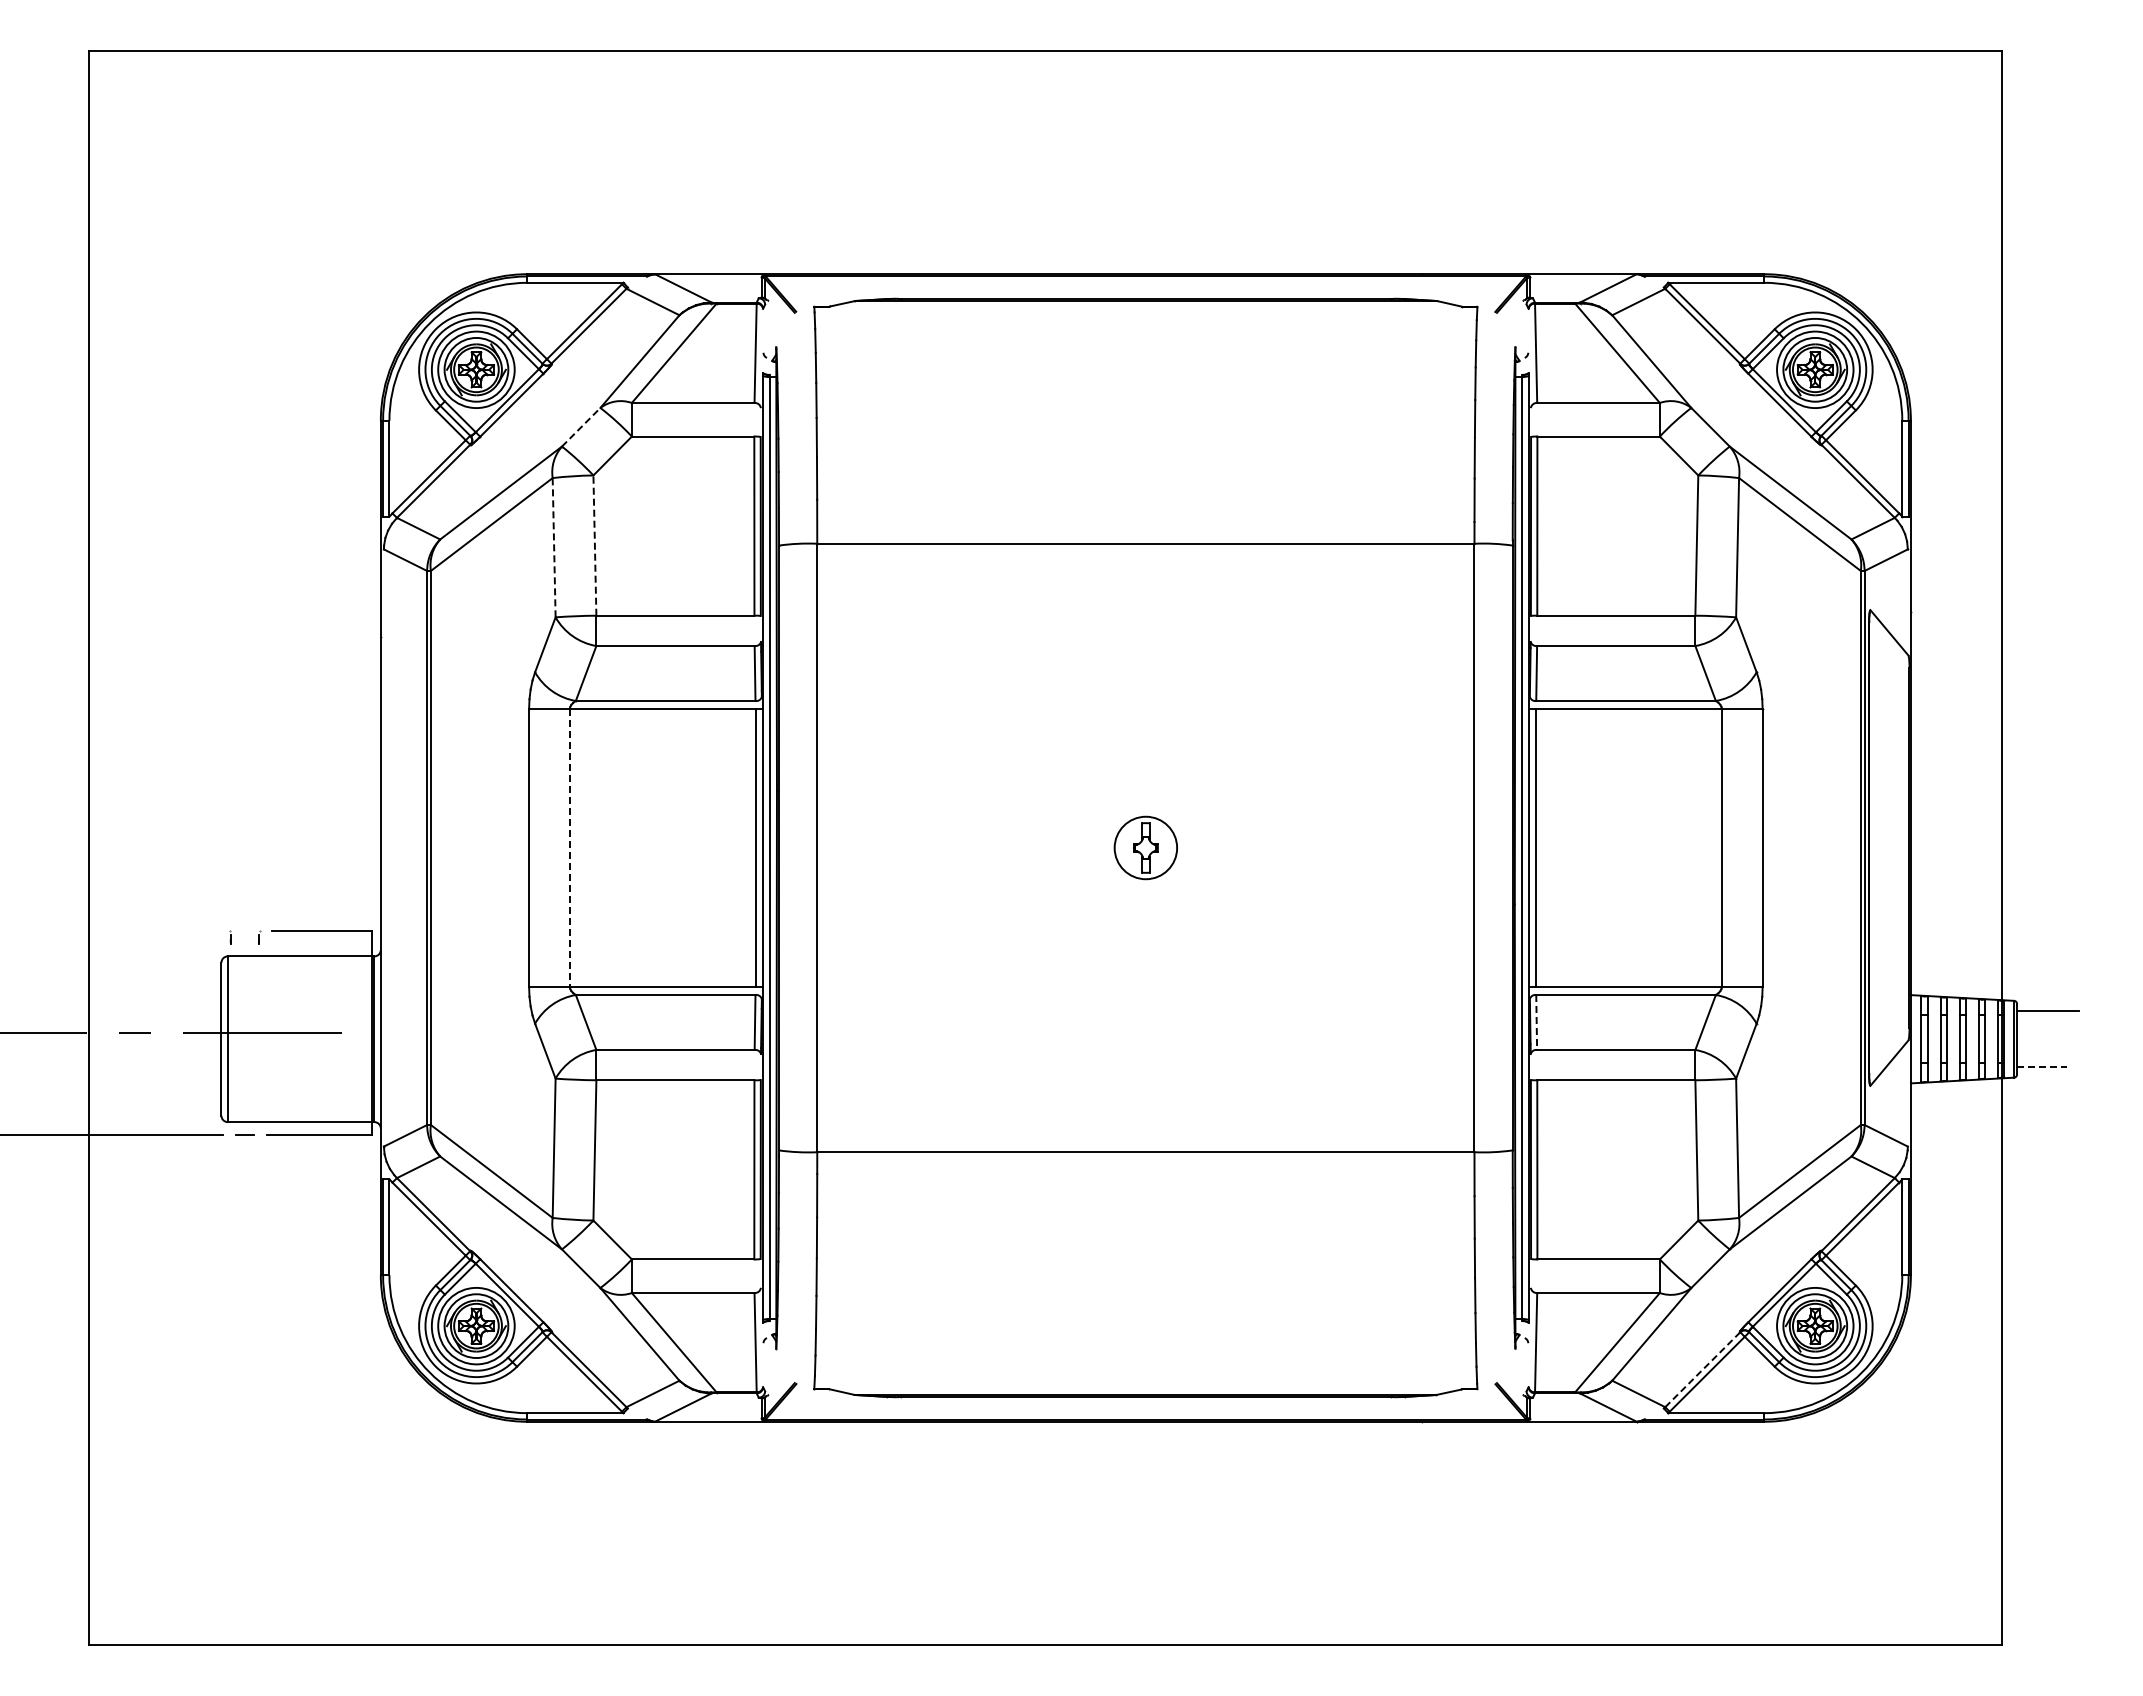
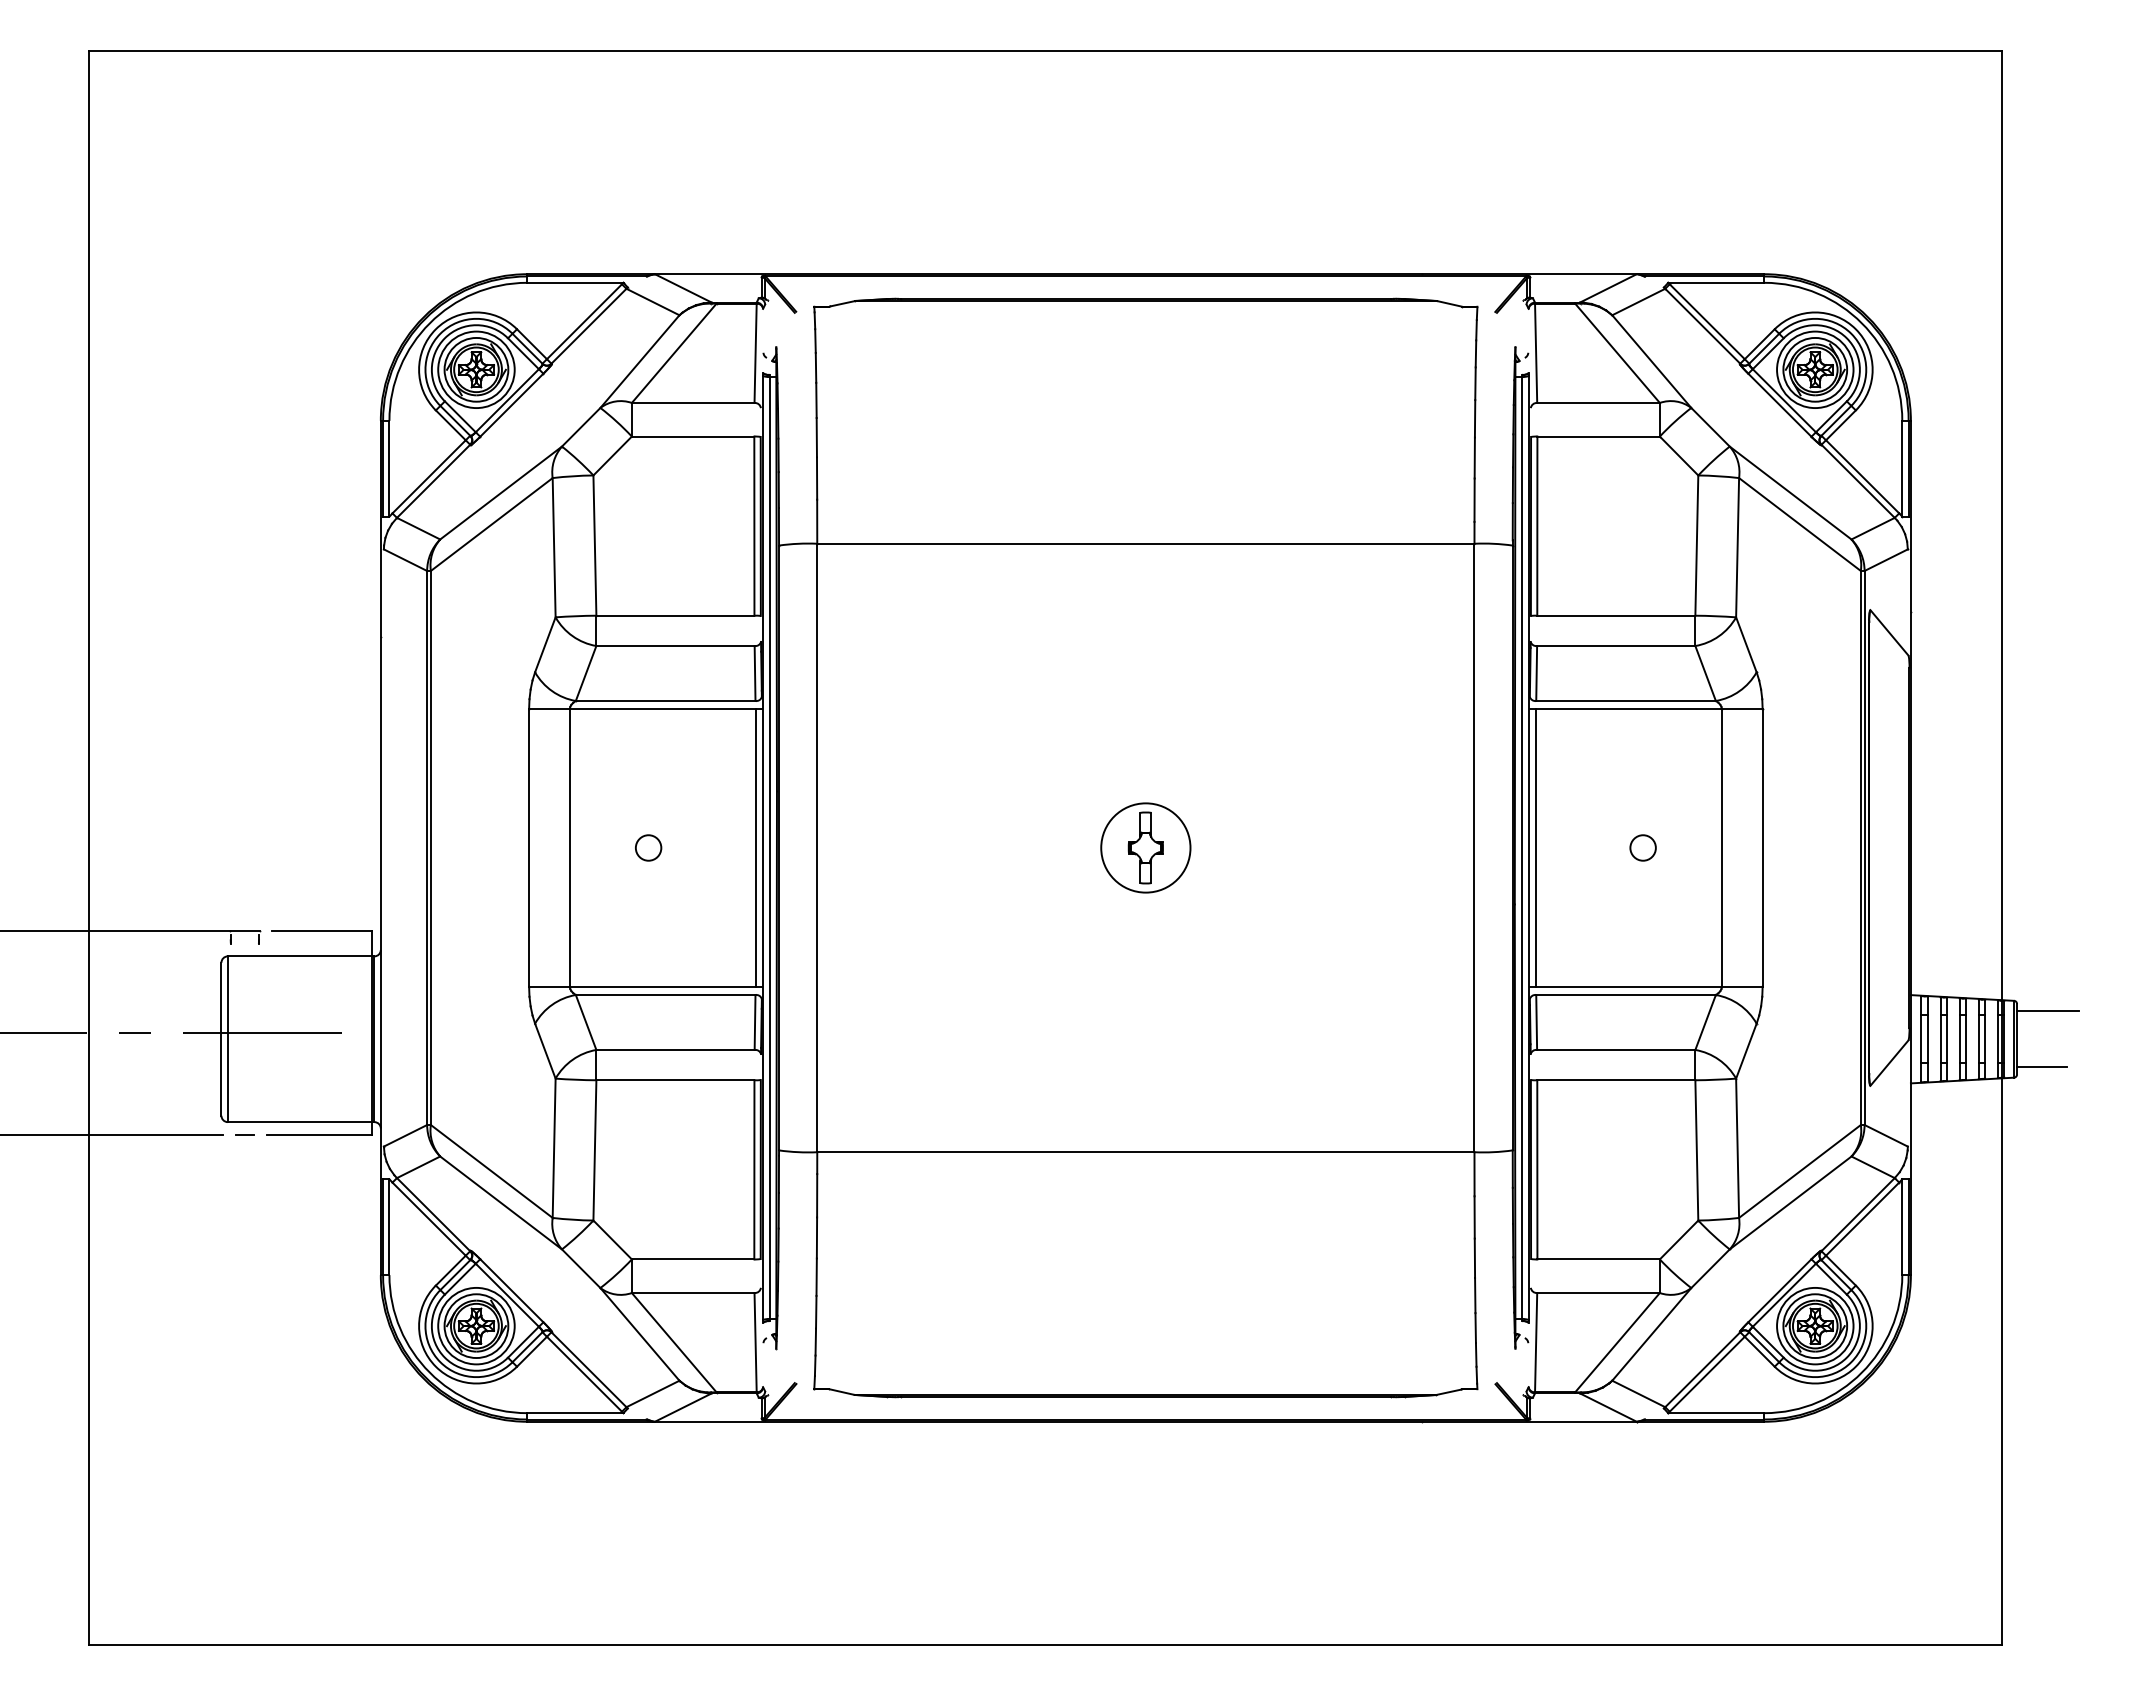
line: dashed -> solid (581, 426)
line: dashed -> solid (594, 545)
line: dashed -> solid (554, 547)
line: dashed -> solid (569, 847)
circle: none -> present (648, 847)
part size: 65x66 px -> 92x92 px (1145, 847)
circle: none -> present (1642, 847)
line: none -> present (130, 930)
line: dashed -> solid (1536, 1022)
line: dashed -> solid (2042, 1067)
line: dashed -> solid (1703, 1369)
